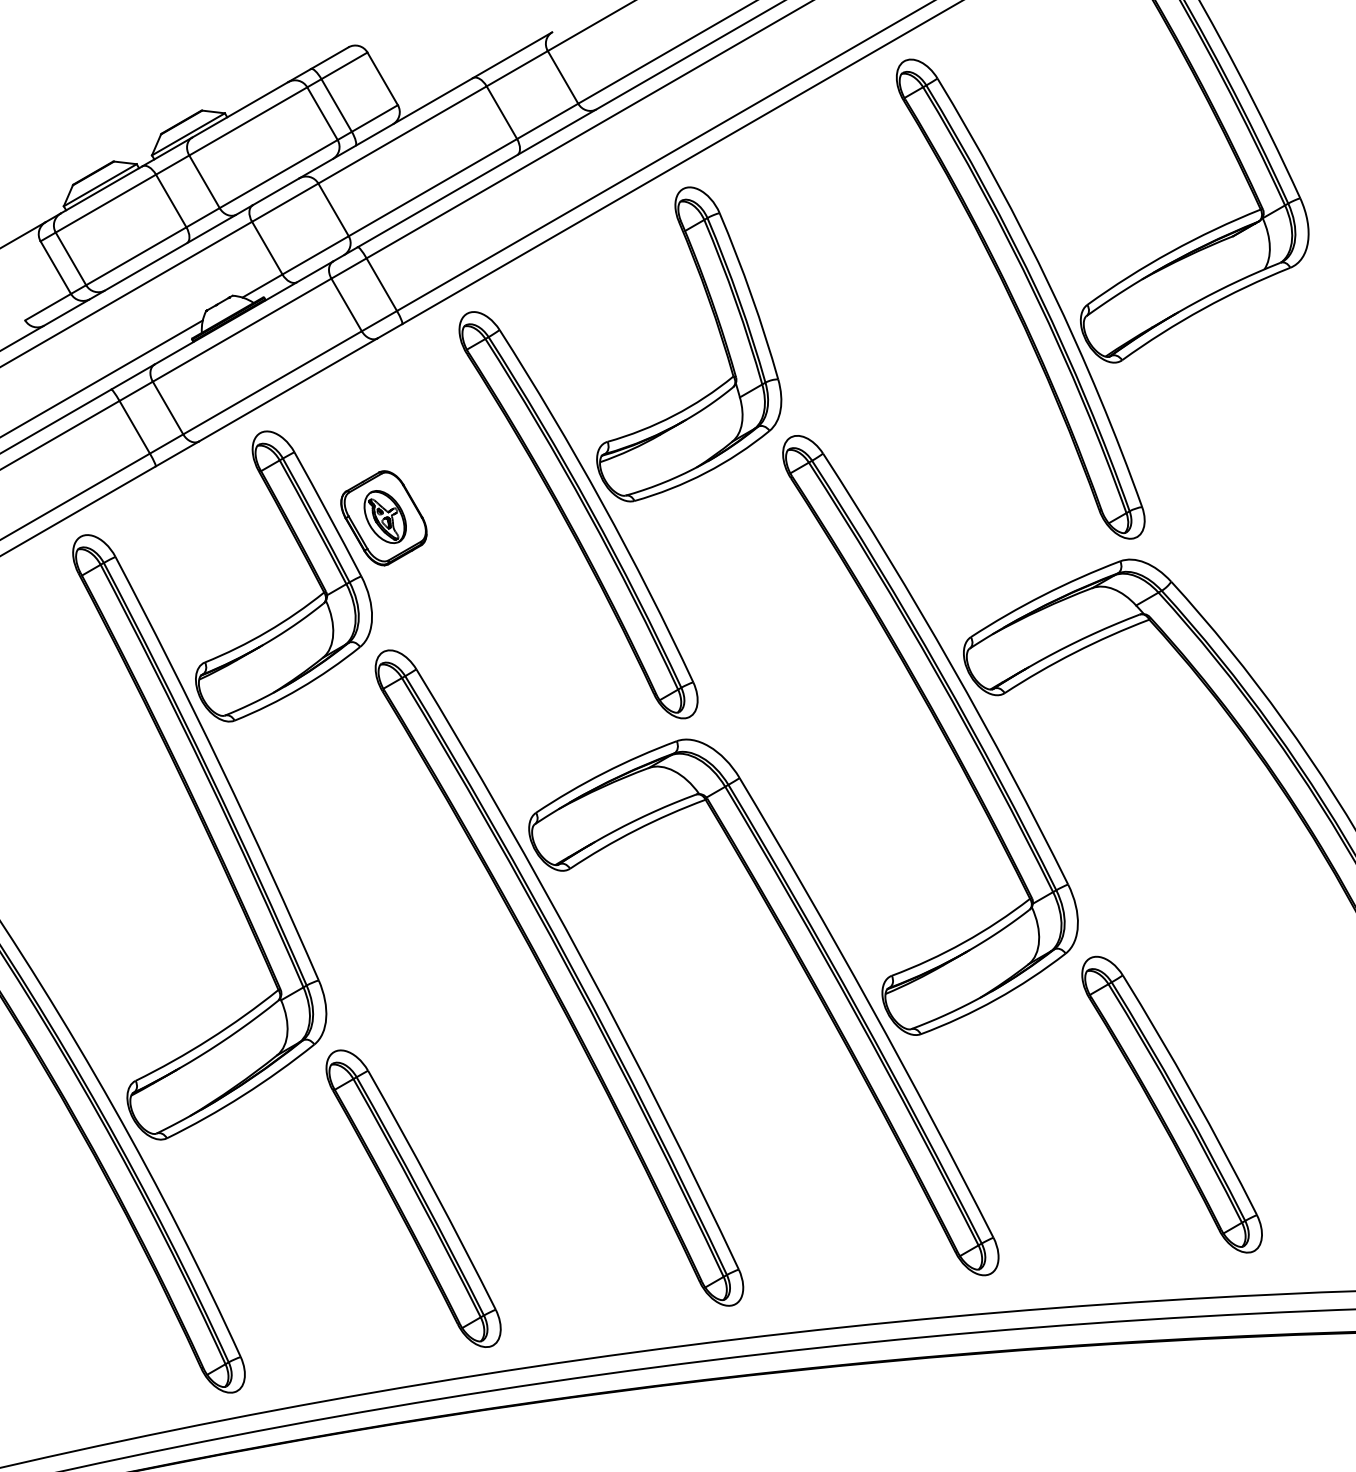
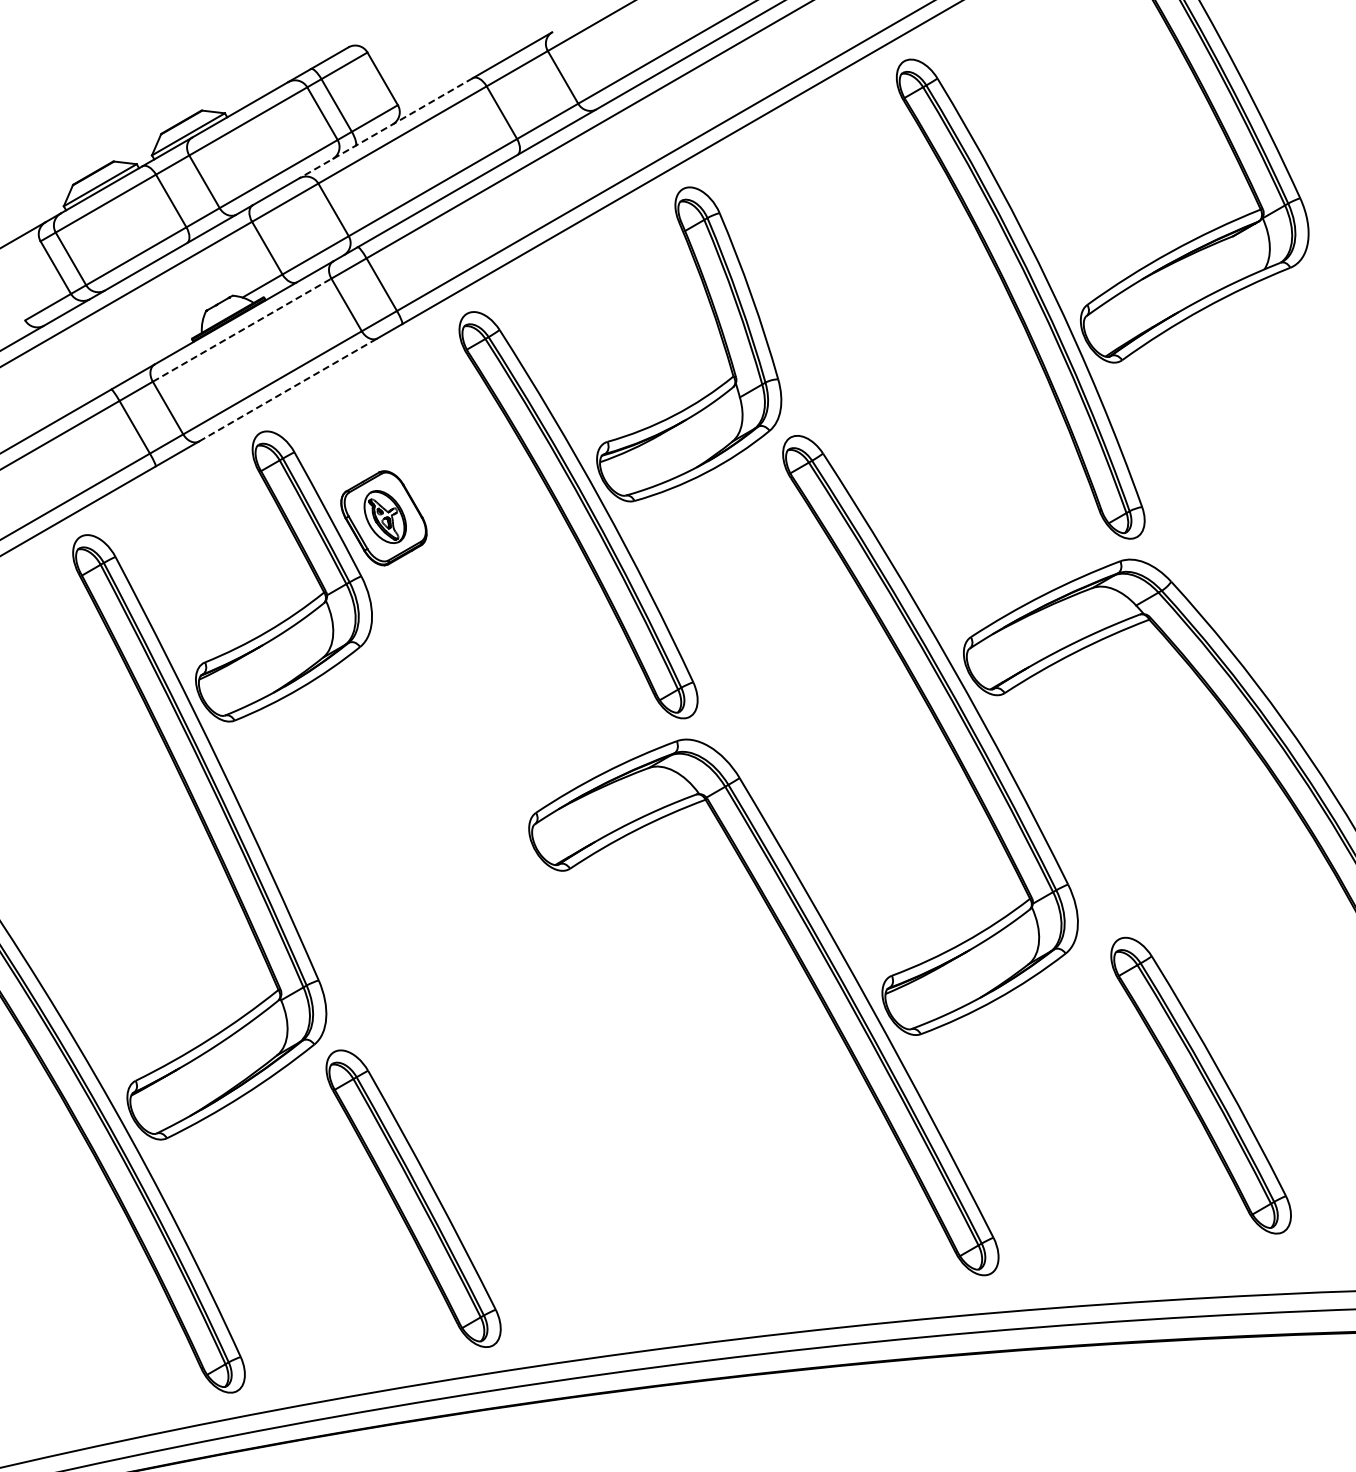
line: solid -> dashed (385, 128)
line: solid -> dashed (242, 329)
line: present -> none (102, 377)
line: solid -> dashed (288, 389)
part: present -> none (559, 977)
part position: (1171, 1104) -> (1200, 1085) (1200, 1085)
